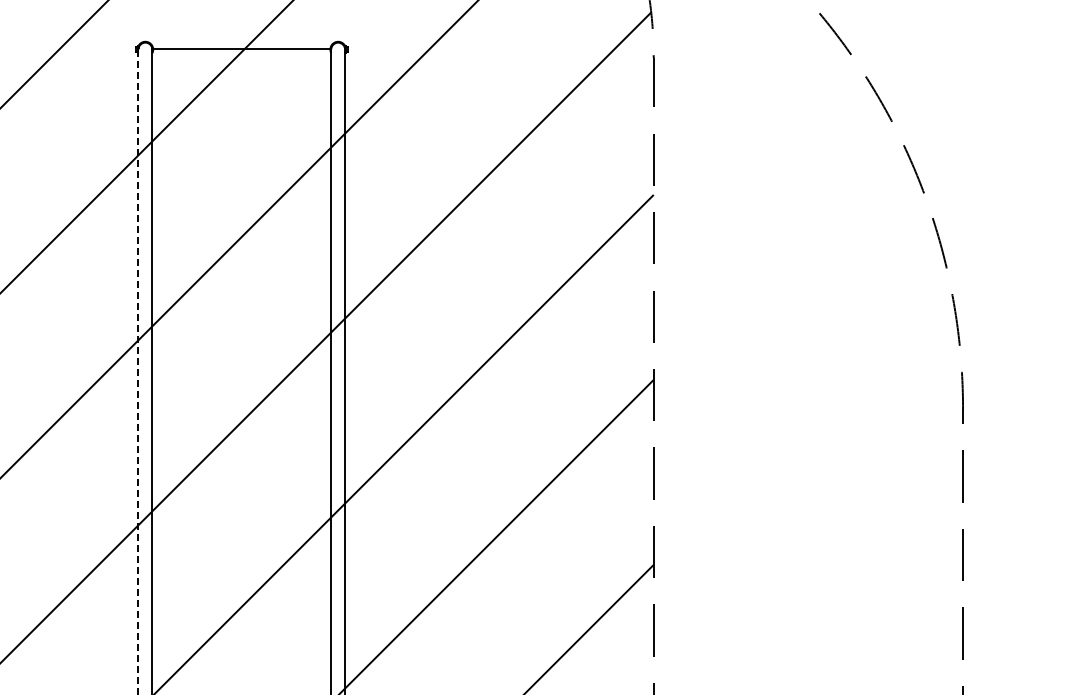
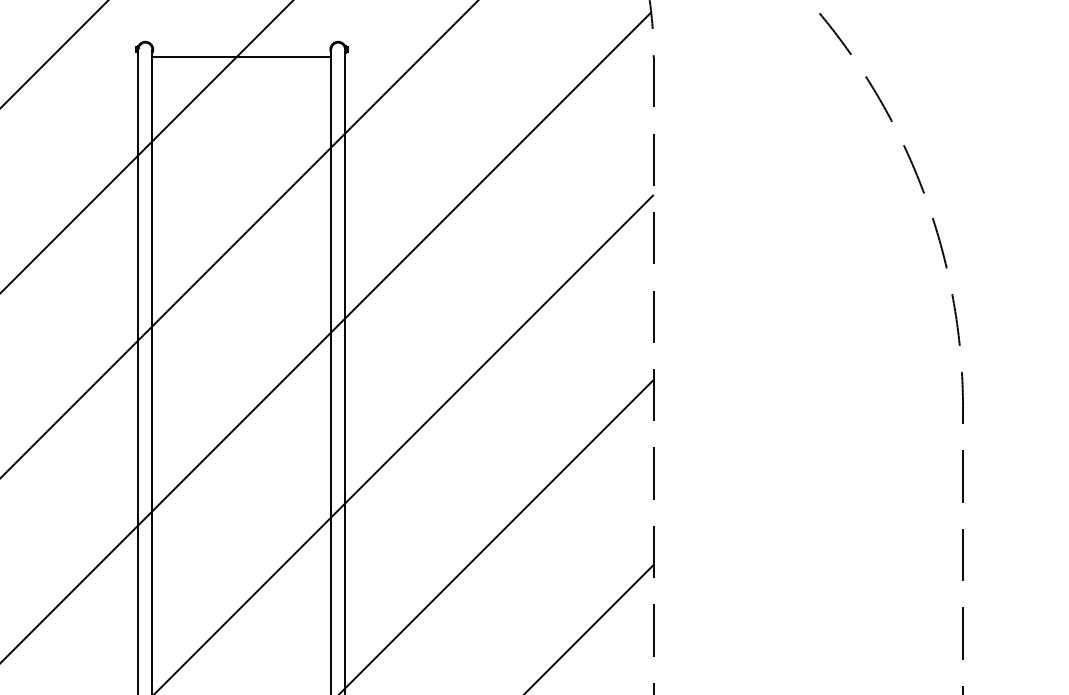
line position: (241, 48) -> (241, 56) (241, 56)
line: dashed -> solid (138, 372)
